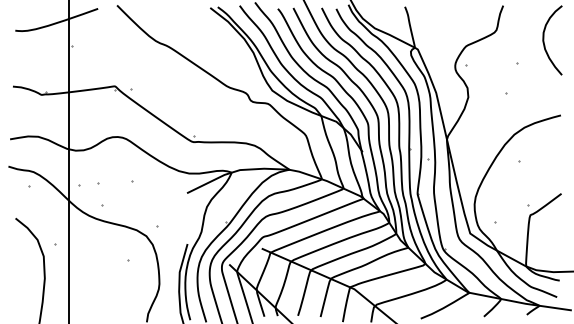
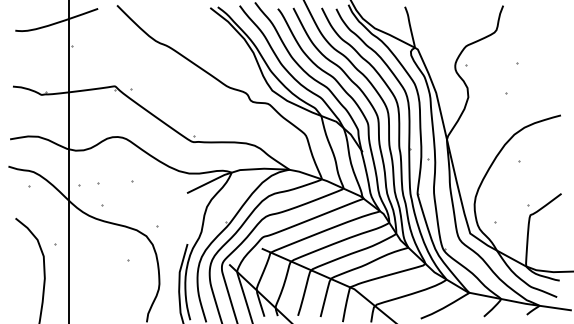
curve: present -> none (544, 40)
